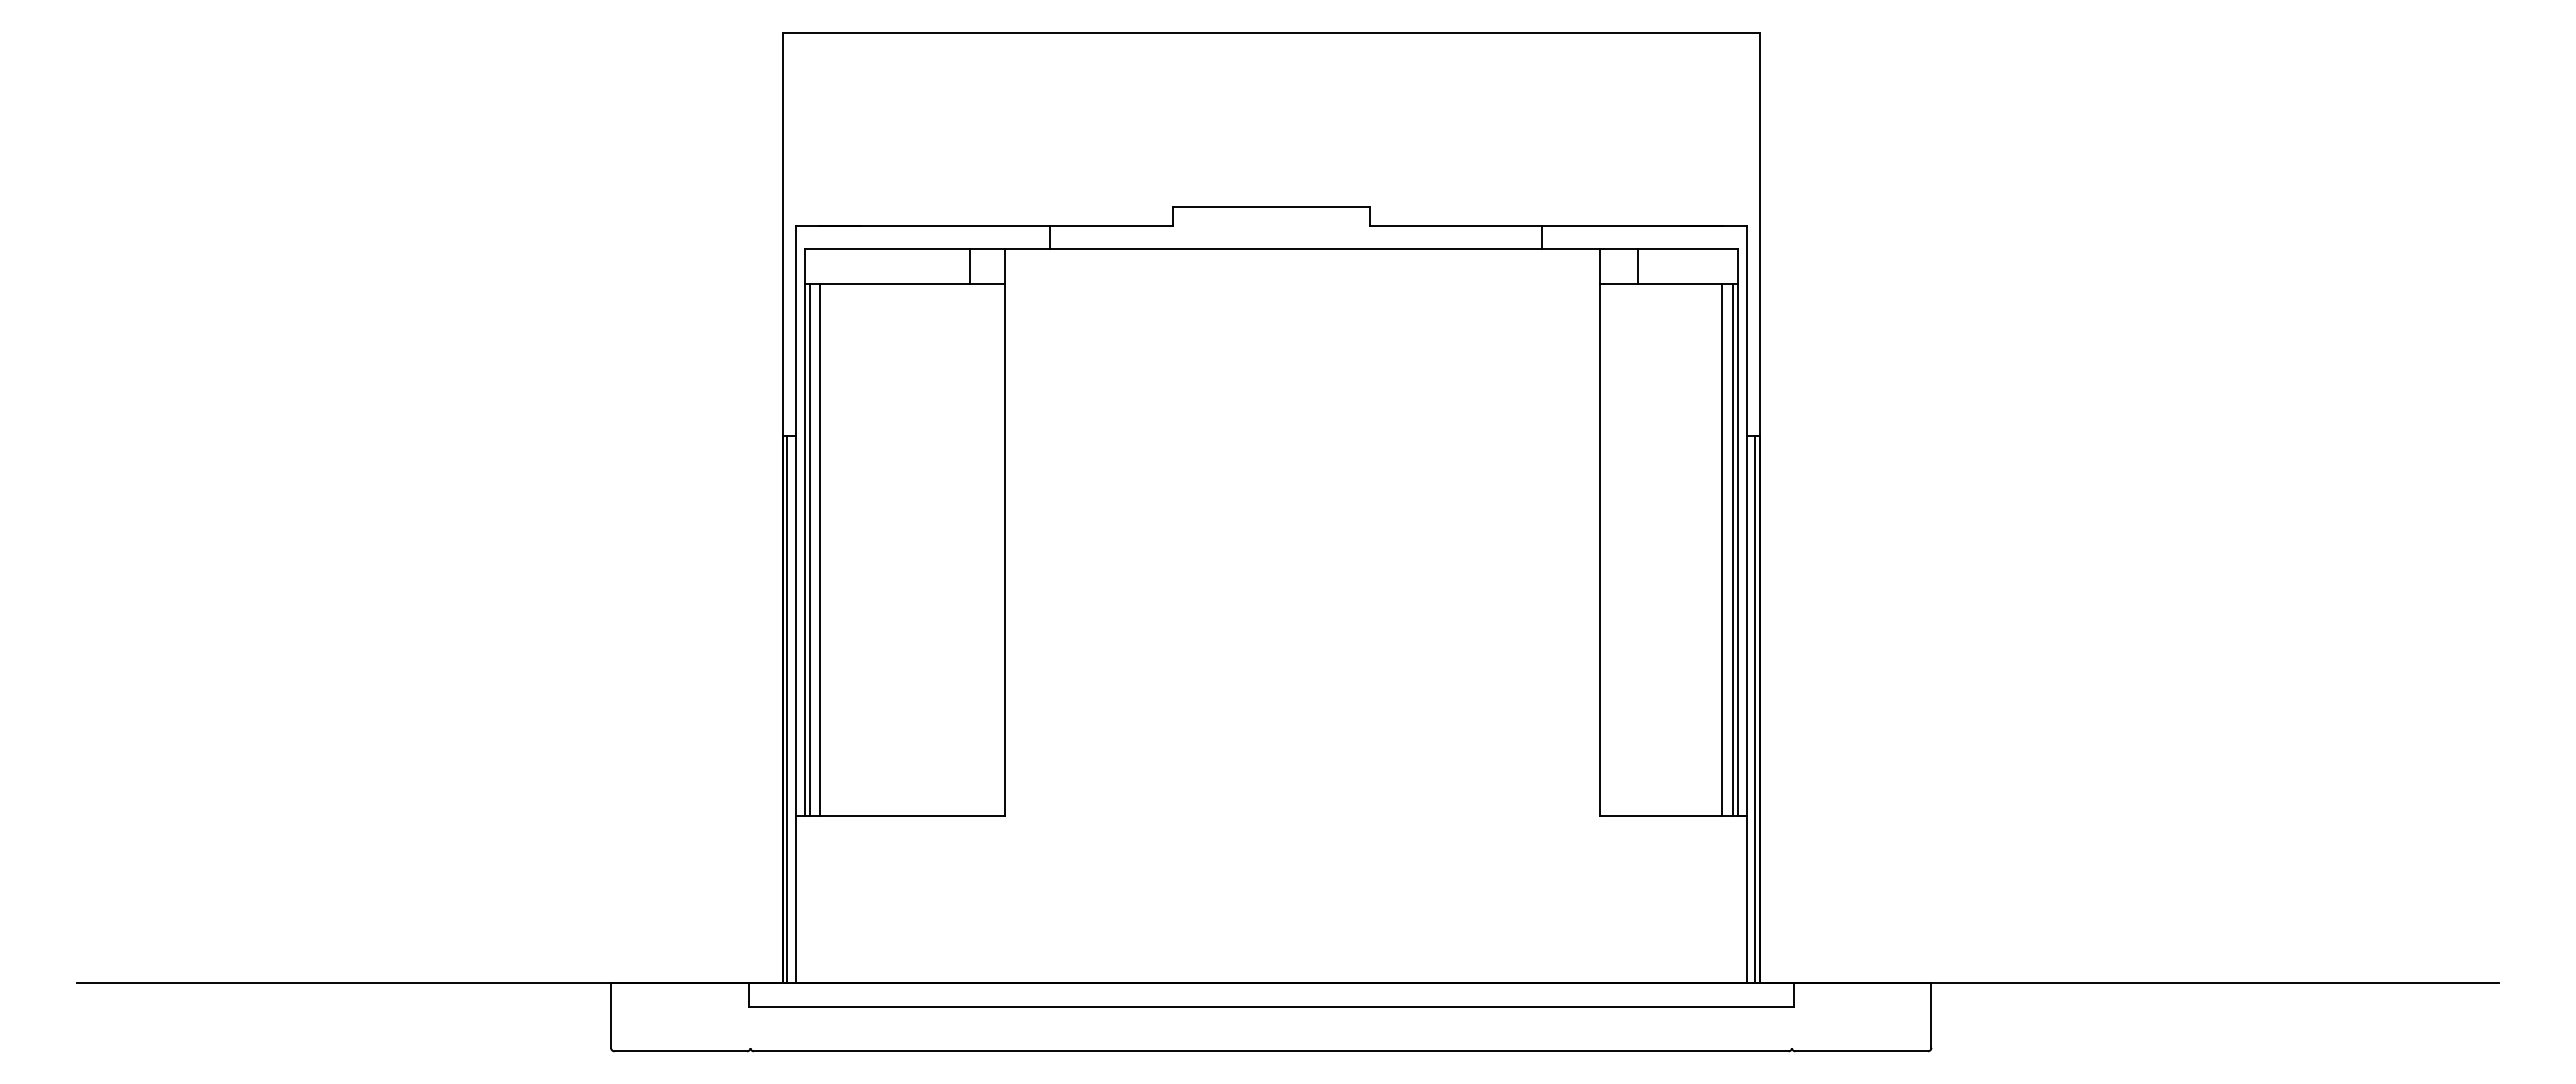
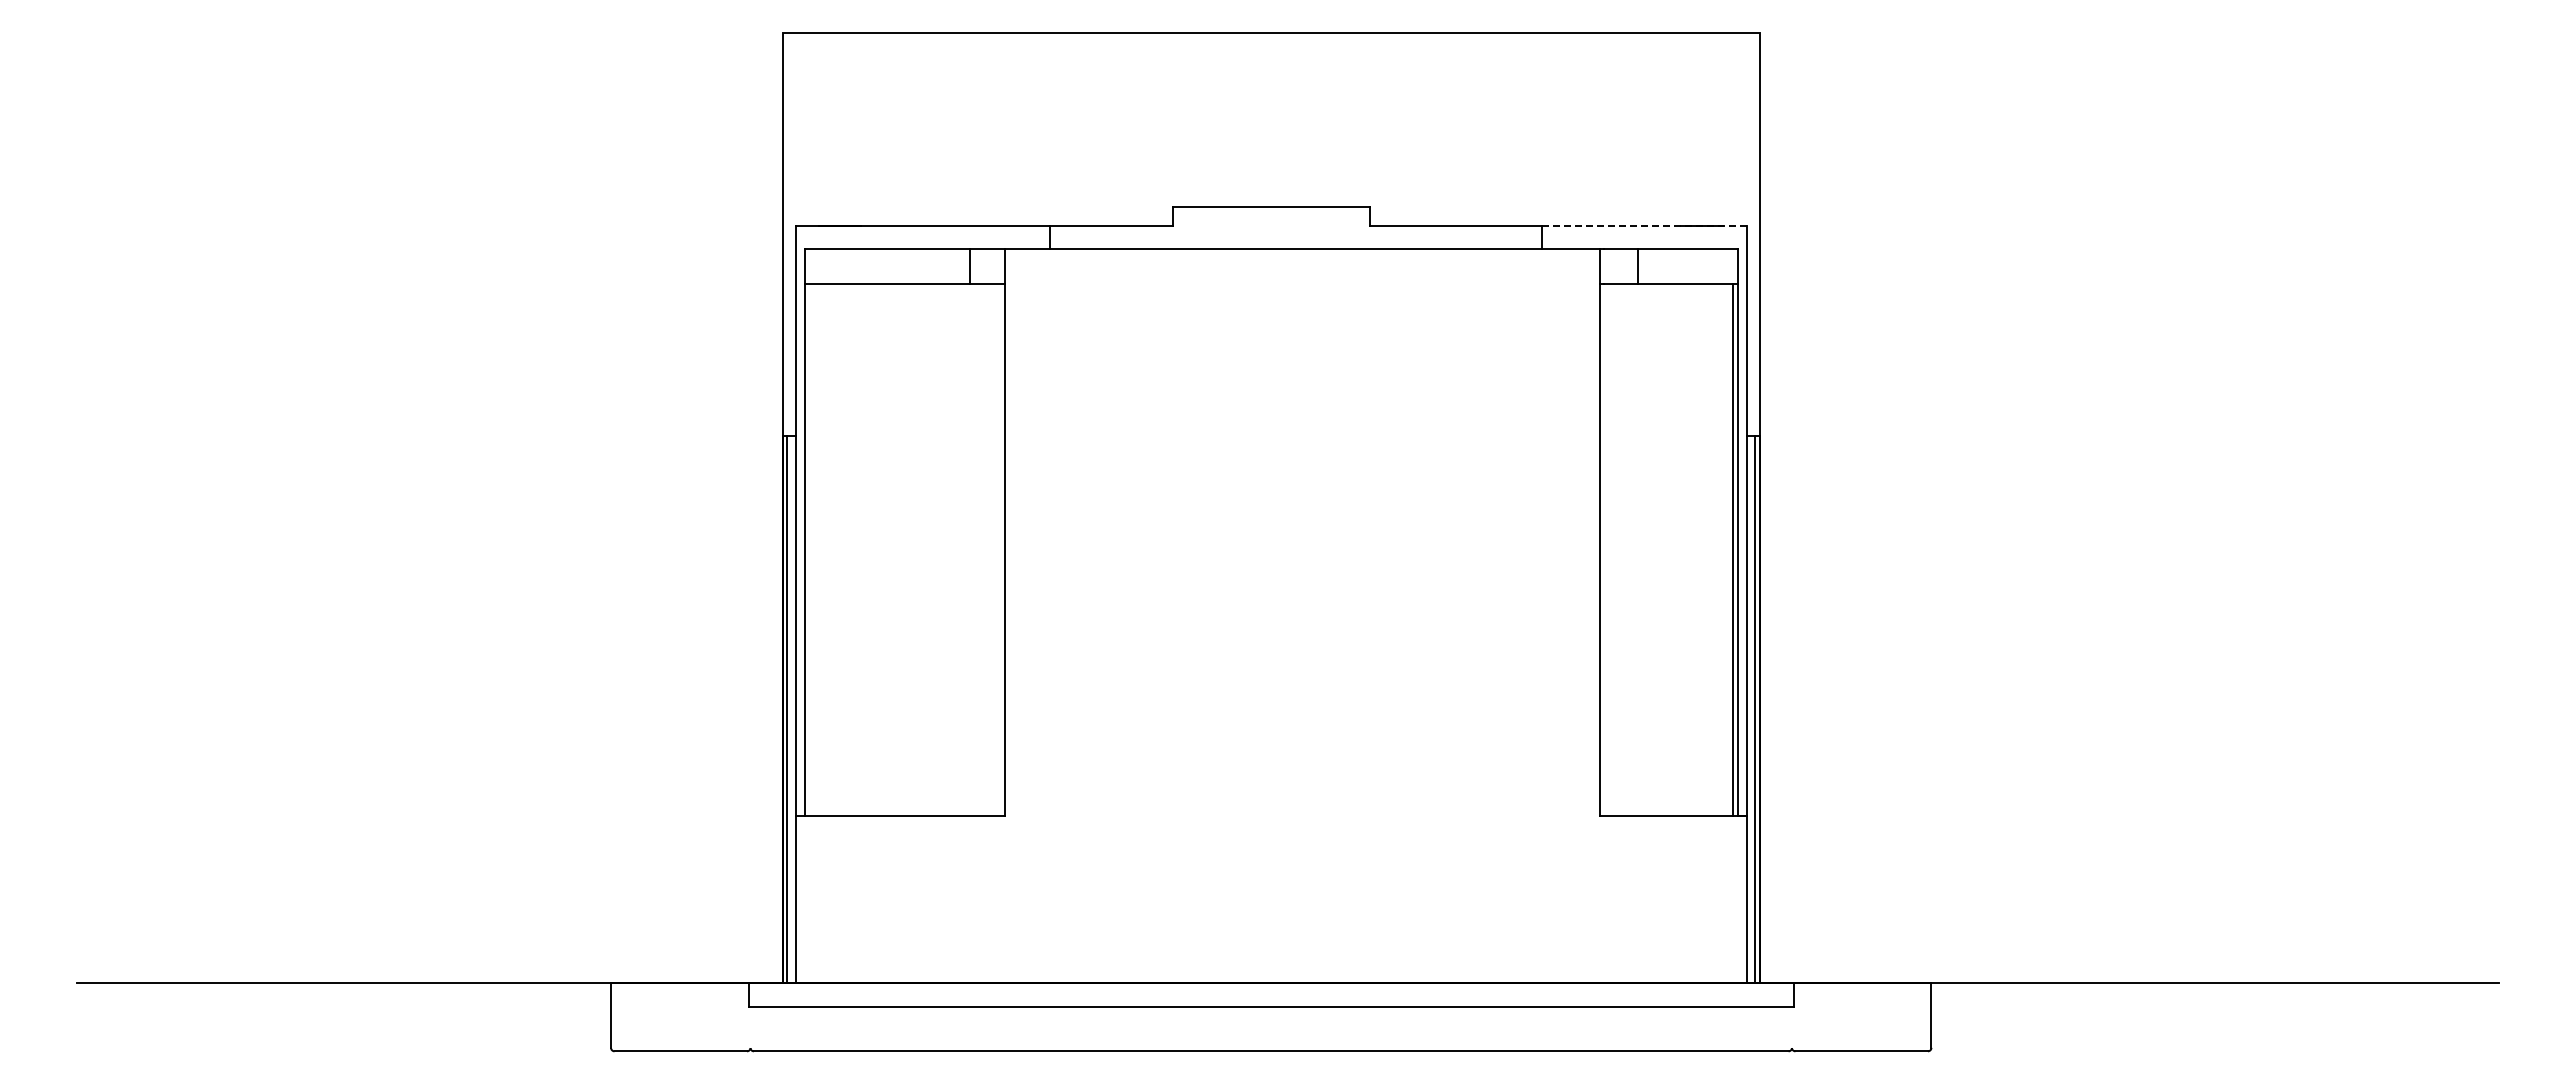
line: solid -> dashed (1644, 226)
line: present -> none (809, 549)
line: present -> none (820, 549)
line: present -> none (1722, 549)
